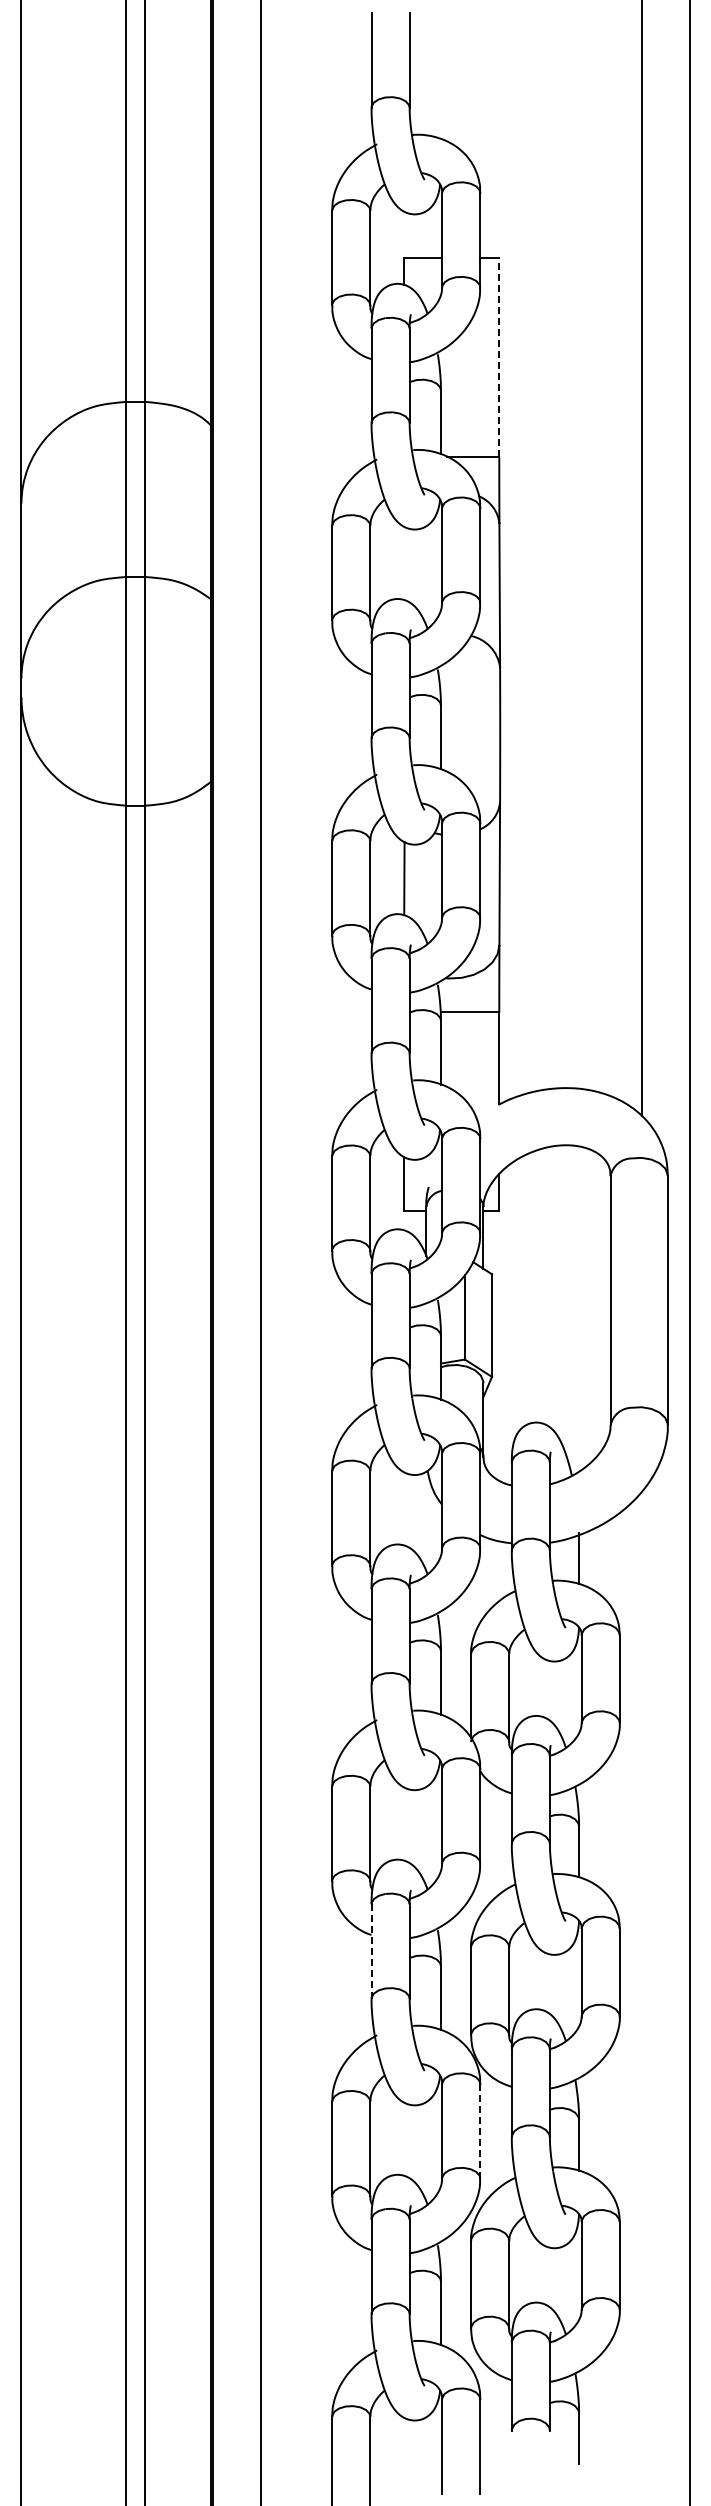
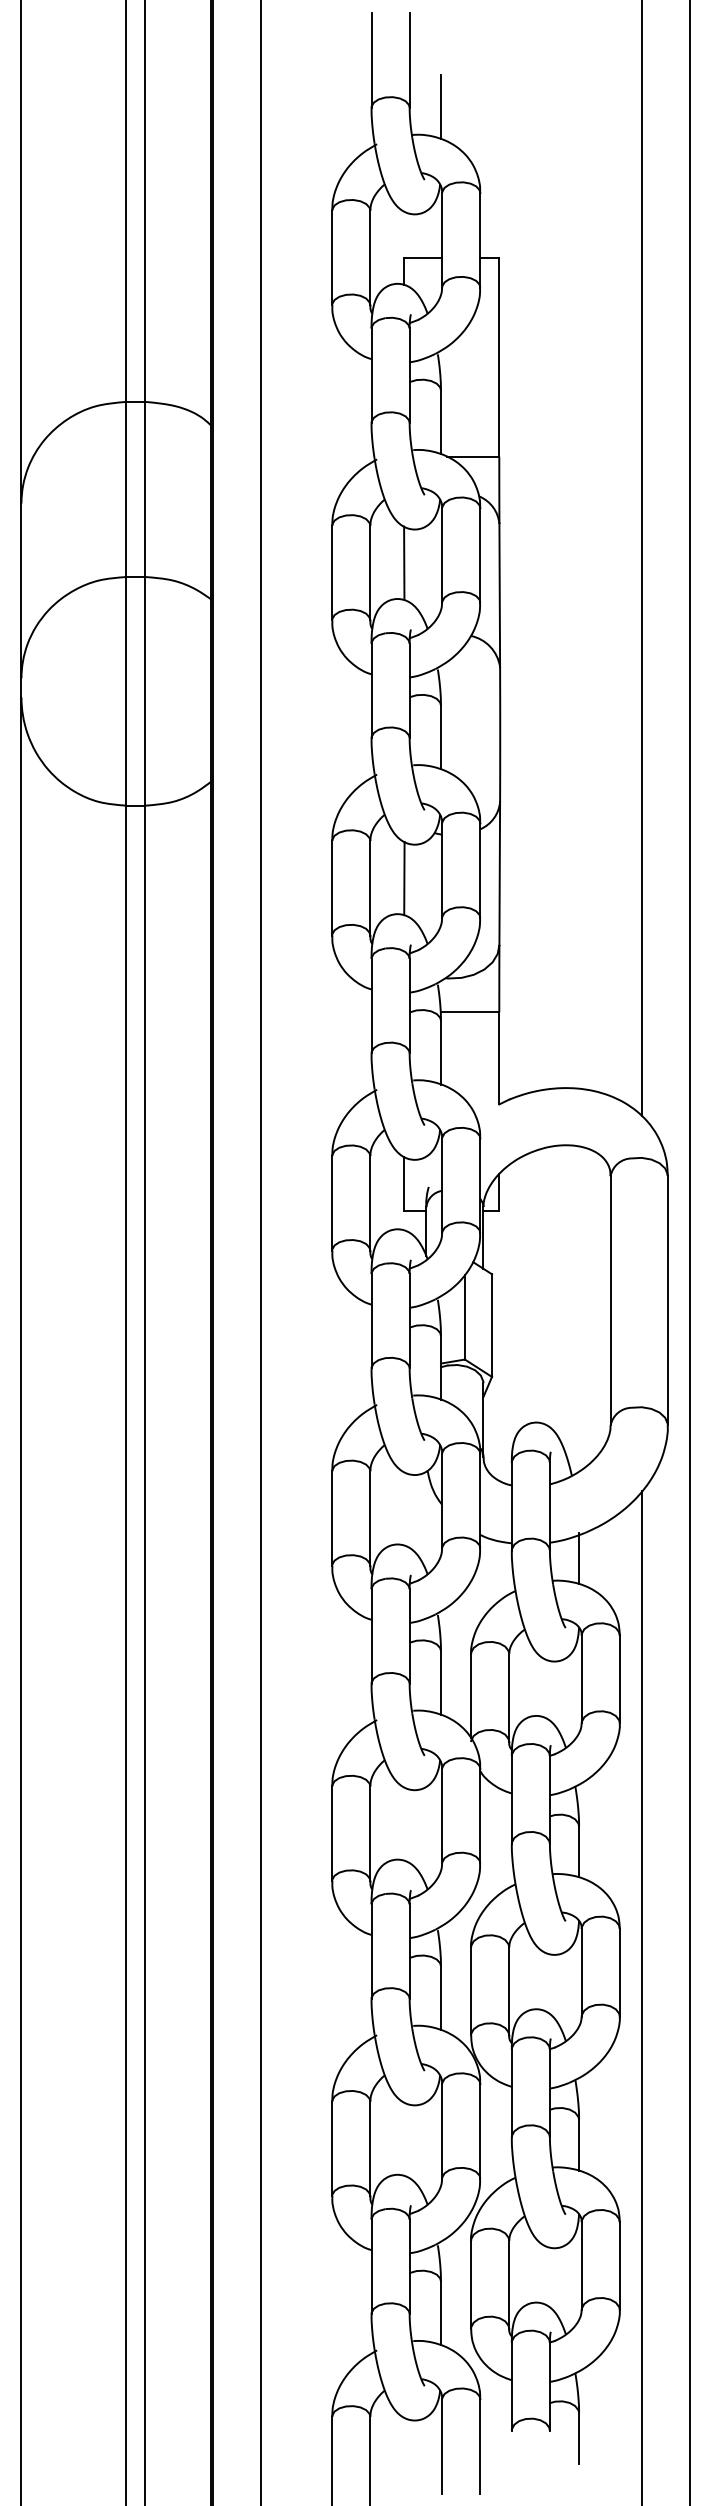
line: none -> present (440, 107)
line: dashed -> solid (499, 356)
line: none -> present (404, 563)
line: dashed -> solid (371, 1952)
line: none -> present (642, 1996)
line: dashed -> solid (480, 2130)
